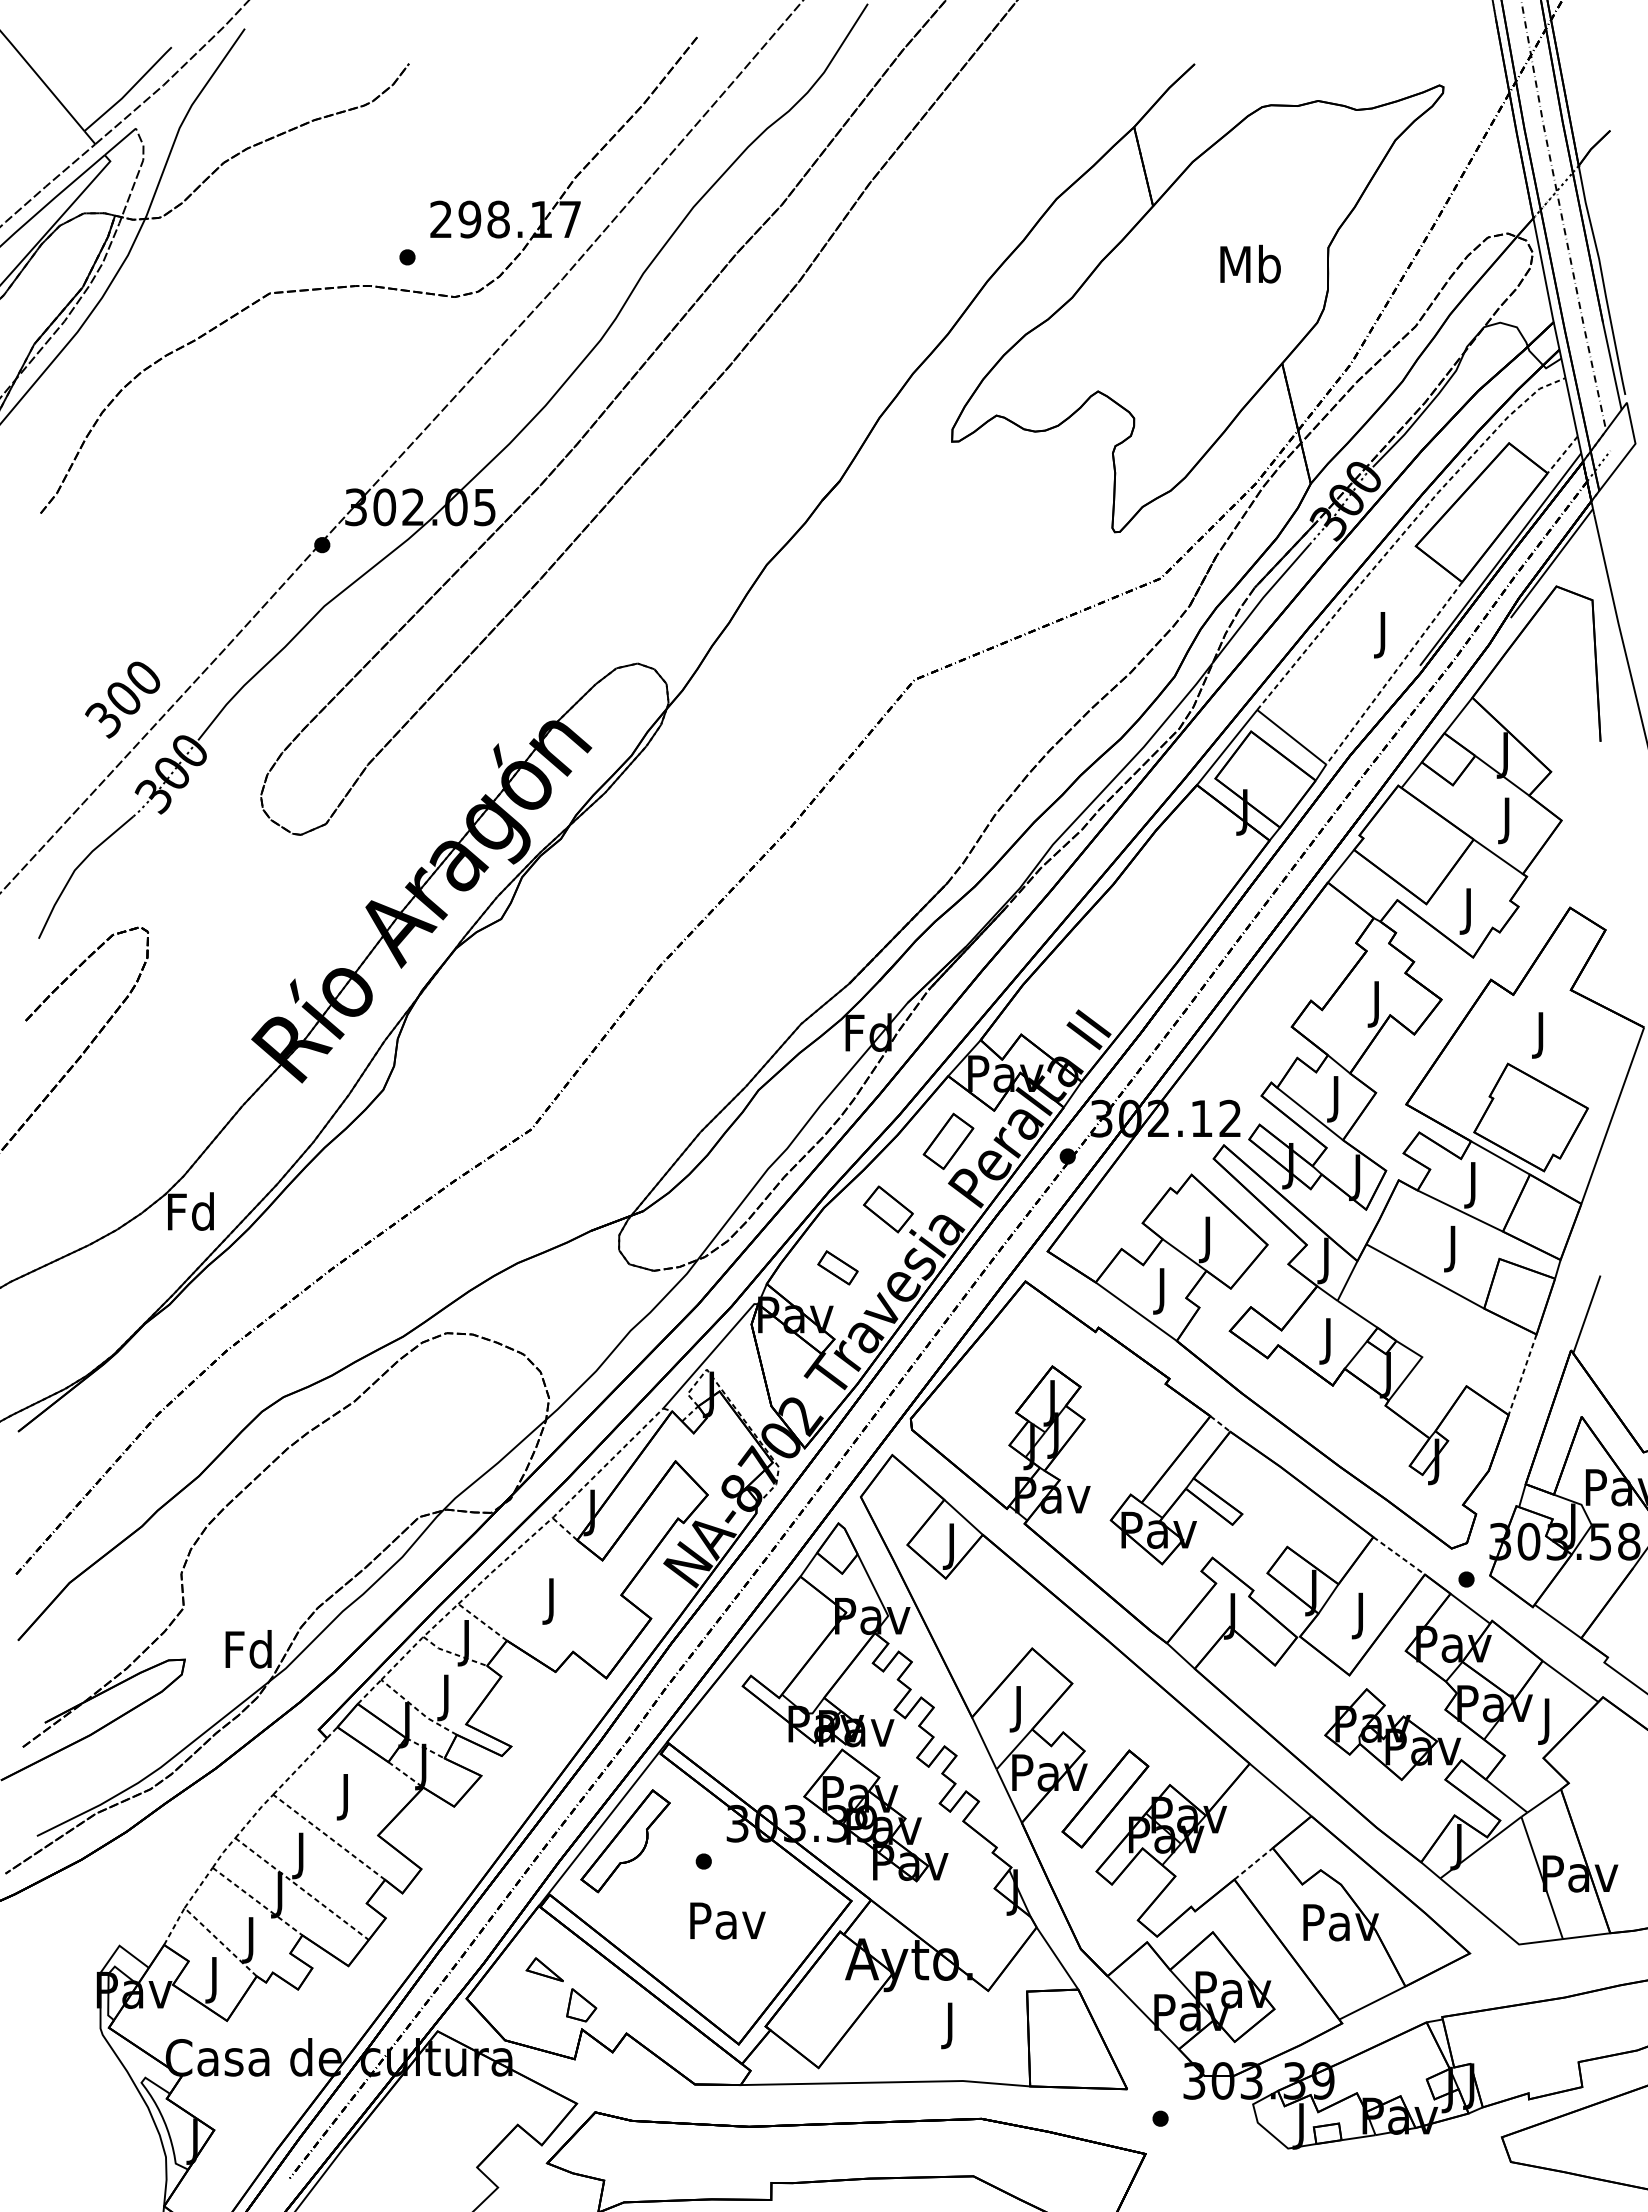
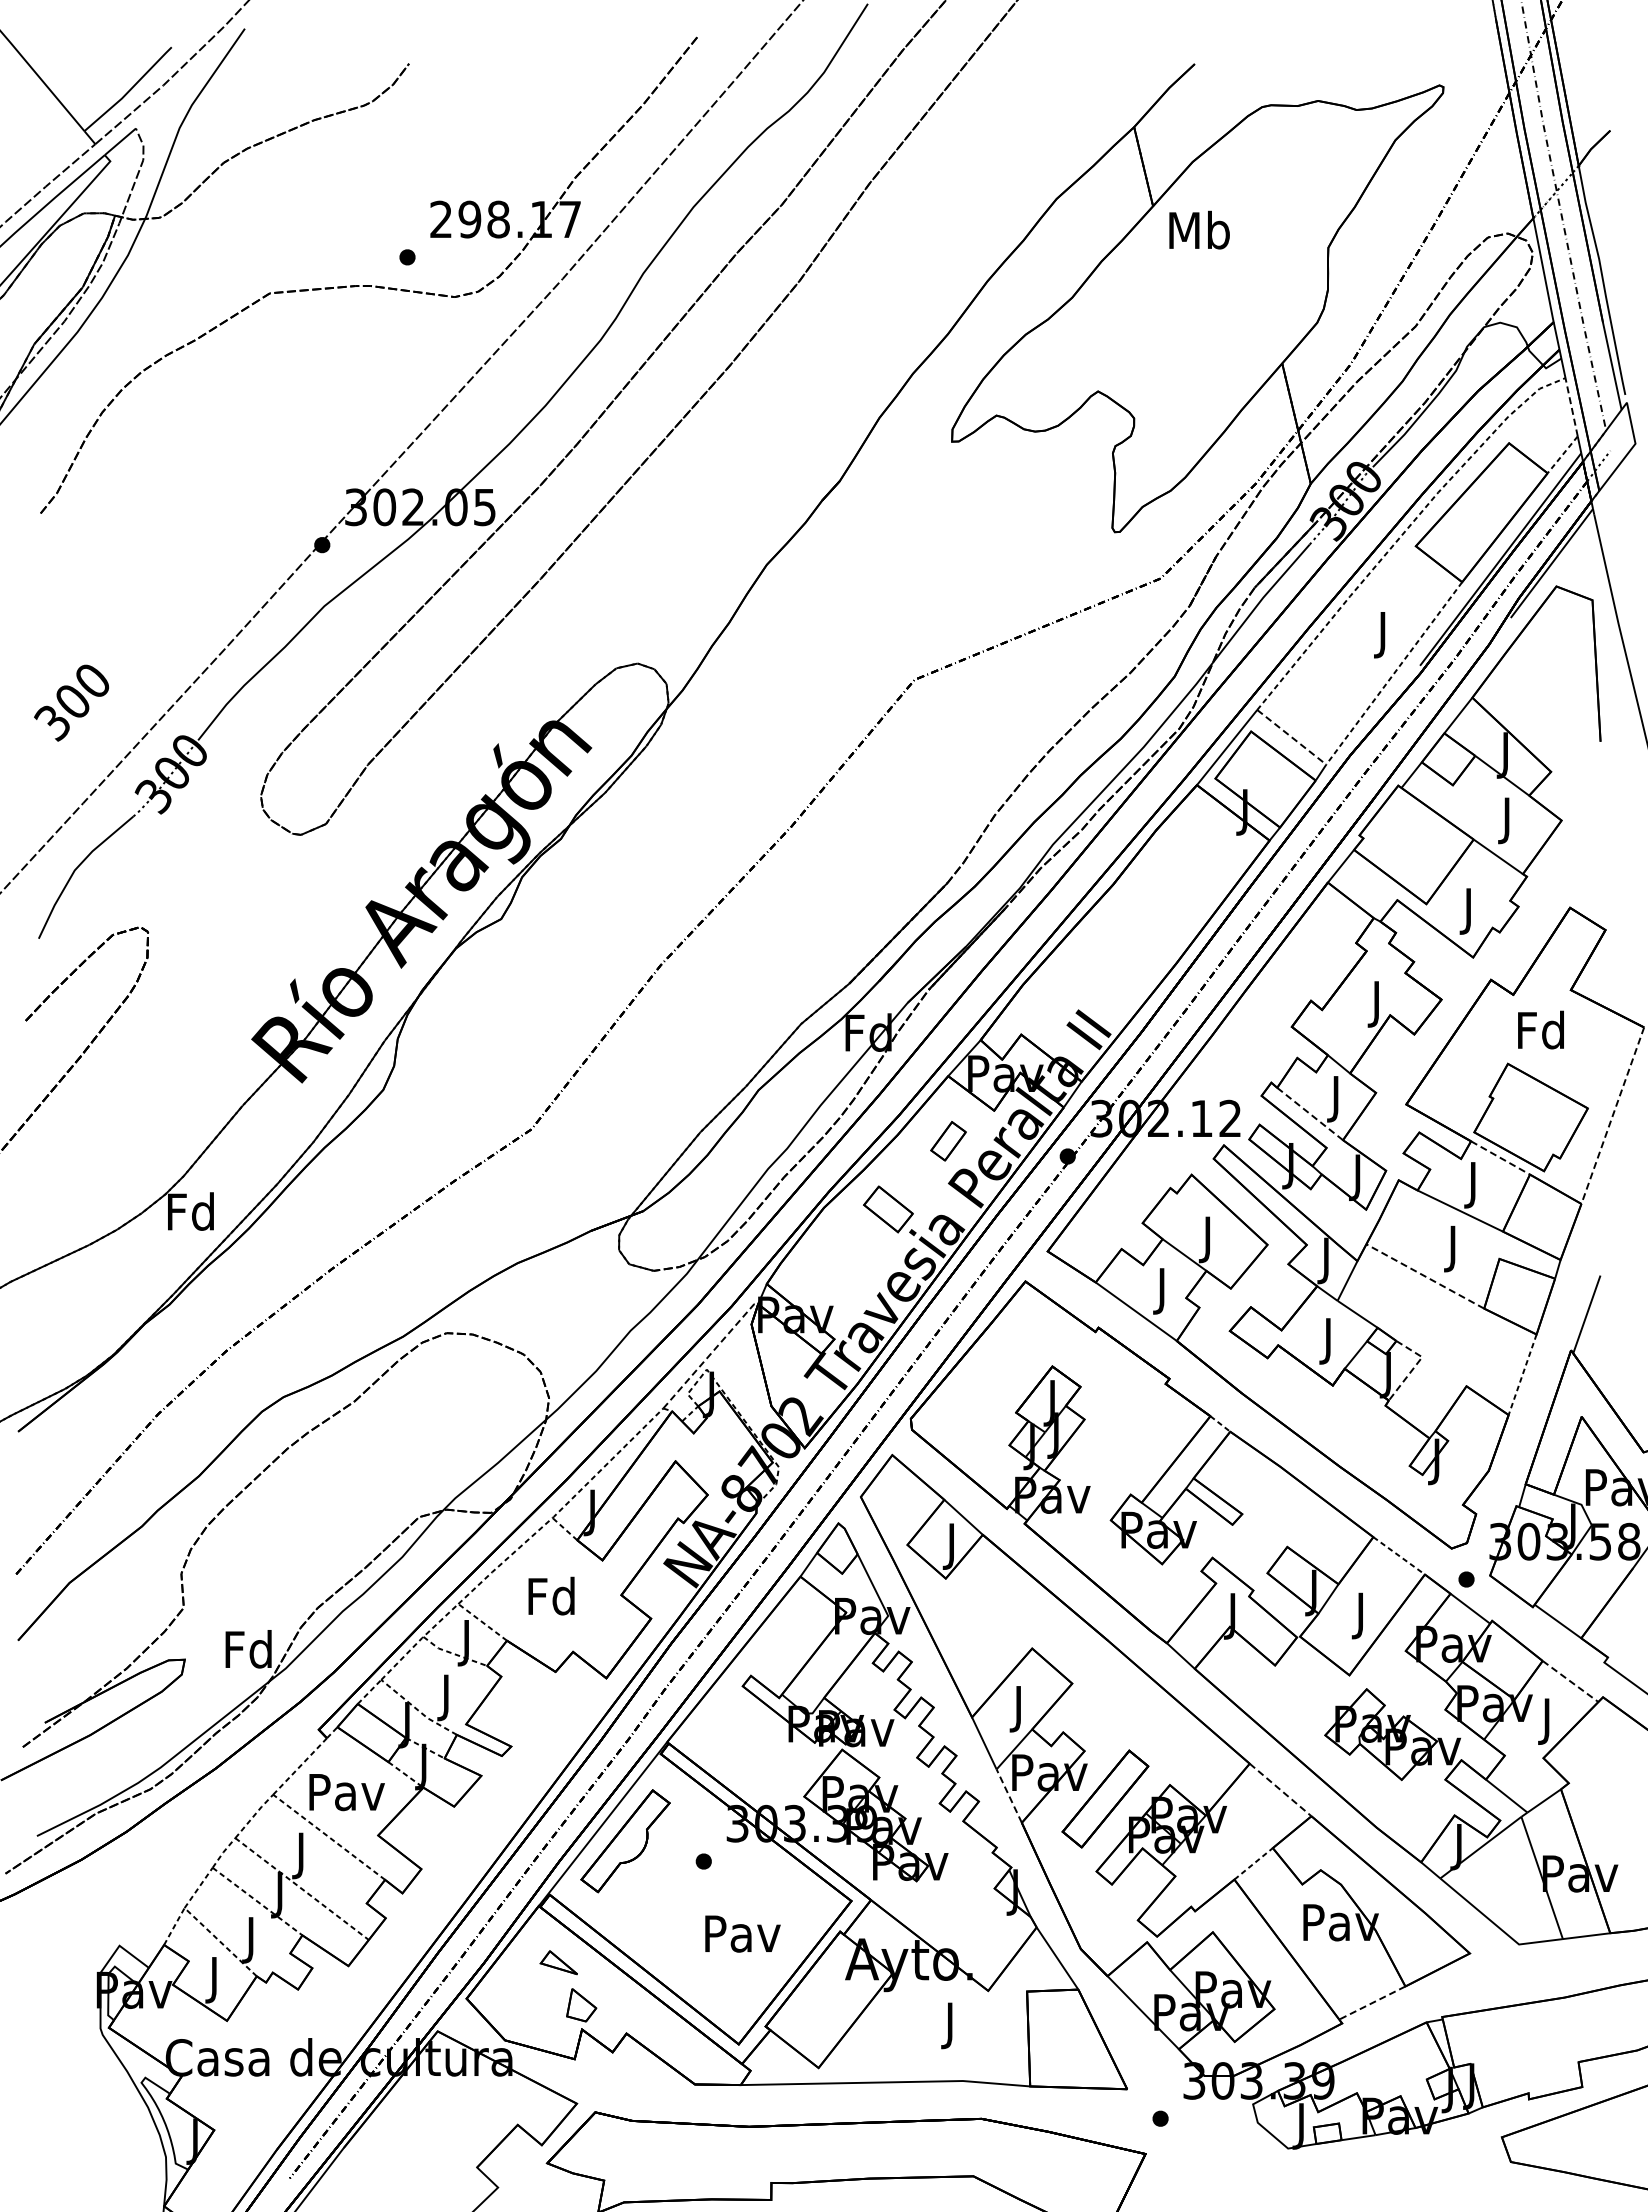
text position: (1250, 263) -> (1199, 229) (1199, 229)
line: solid -> dashed (1571, 407)
text position: (122, 699) -> (71, 702) (71, 702)
line: solid -> dashed (1292, 737)
text: J -> Fd (1540, 1034)
line: solid -> dashed (1309, 1113)
line: solid -> dashed (1612, 1115)
part size: 53x58 px -> 37x41 px (948, 1141)
line: solid -> dashed (1500, 1157)
part: present -> none (837, 1267)
line: solid -> dashed (1424, 1276)
line: solid -> dashed (710, 1354)
line: solid -> dashed (1414, 1366)
text: J -> Fd (551, 1600)
line: solid -> dashed (1570, 1681)
line: solid -> dashed (1280, 1790)
line: solid -> dashed (1009, 1796)
text: J -> Pav (346, 1797)
text position: (727, 1920) -> (742, 1933) (742, 1933)
part position: (544, 1969) -> (558, 1962) (558, 1962)
line: solid -> dashed (1372, 2003)
